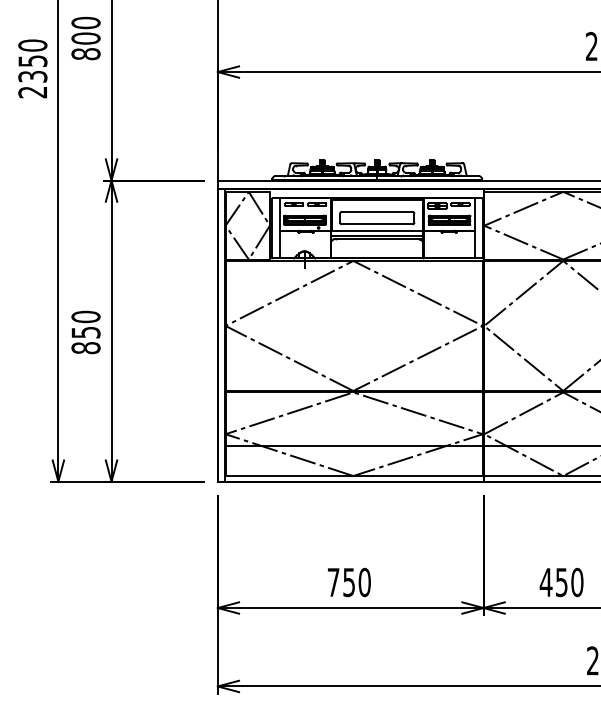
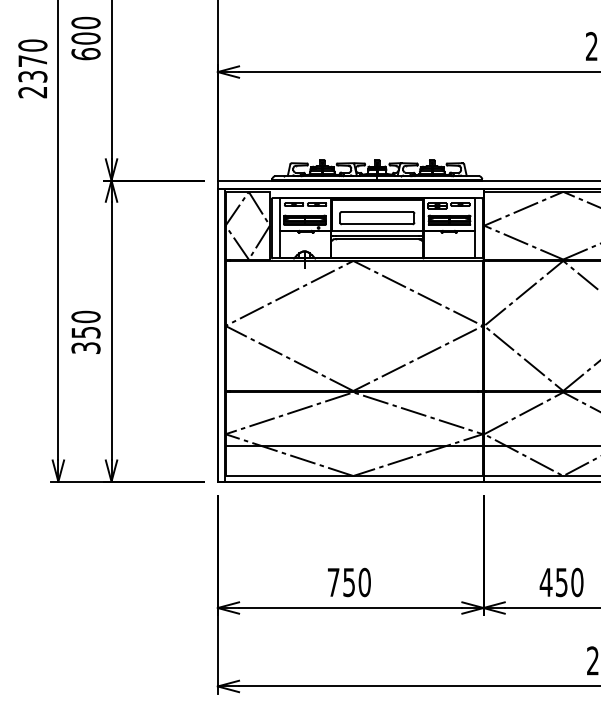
text: 800 -> 600 (85, 54)
text: 2350 -> 2370 (32, 60)
text: 850 -> 350 (85, 348)
